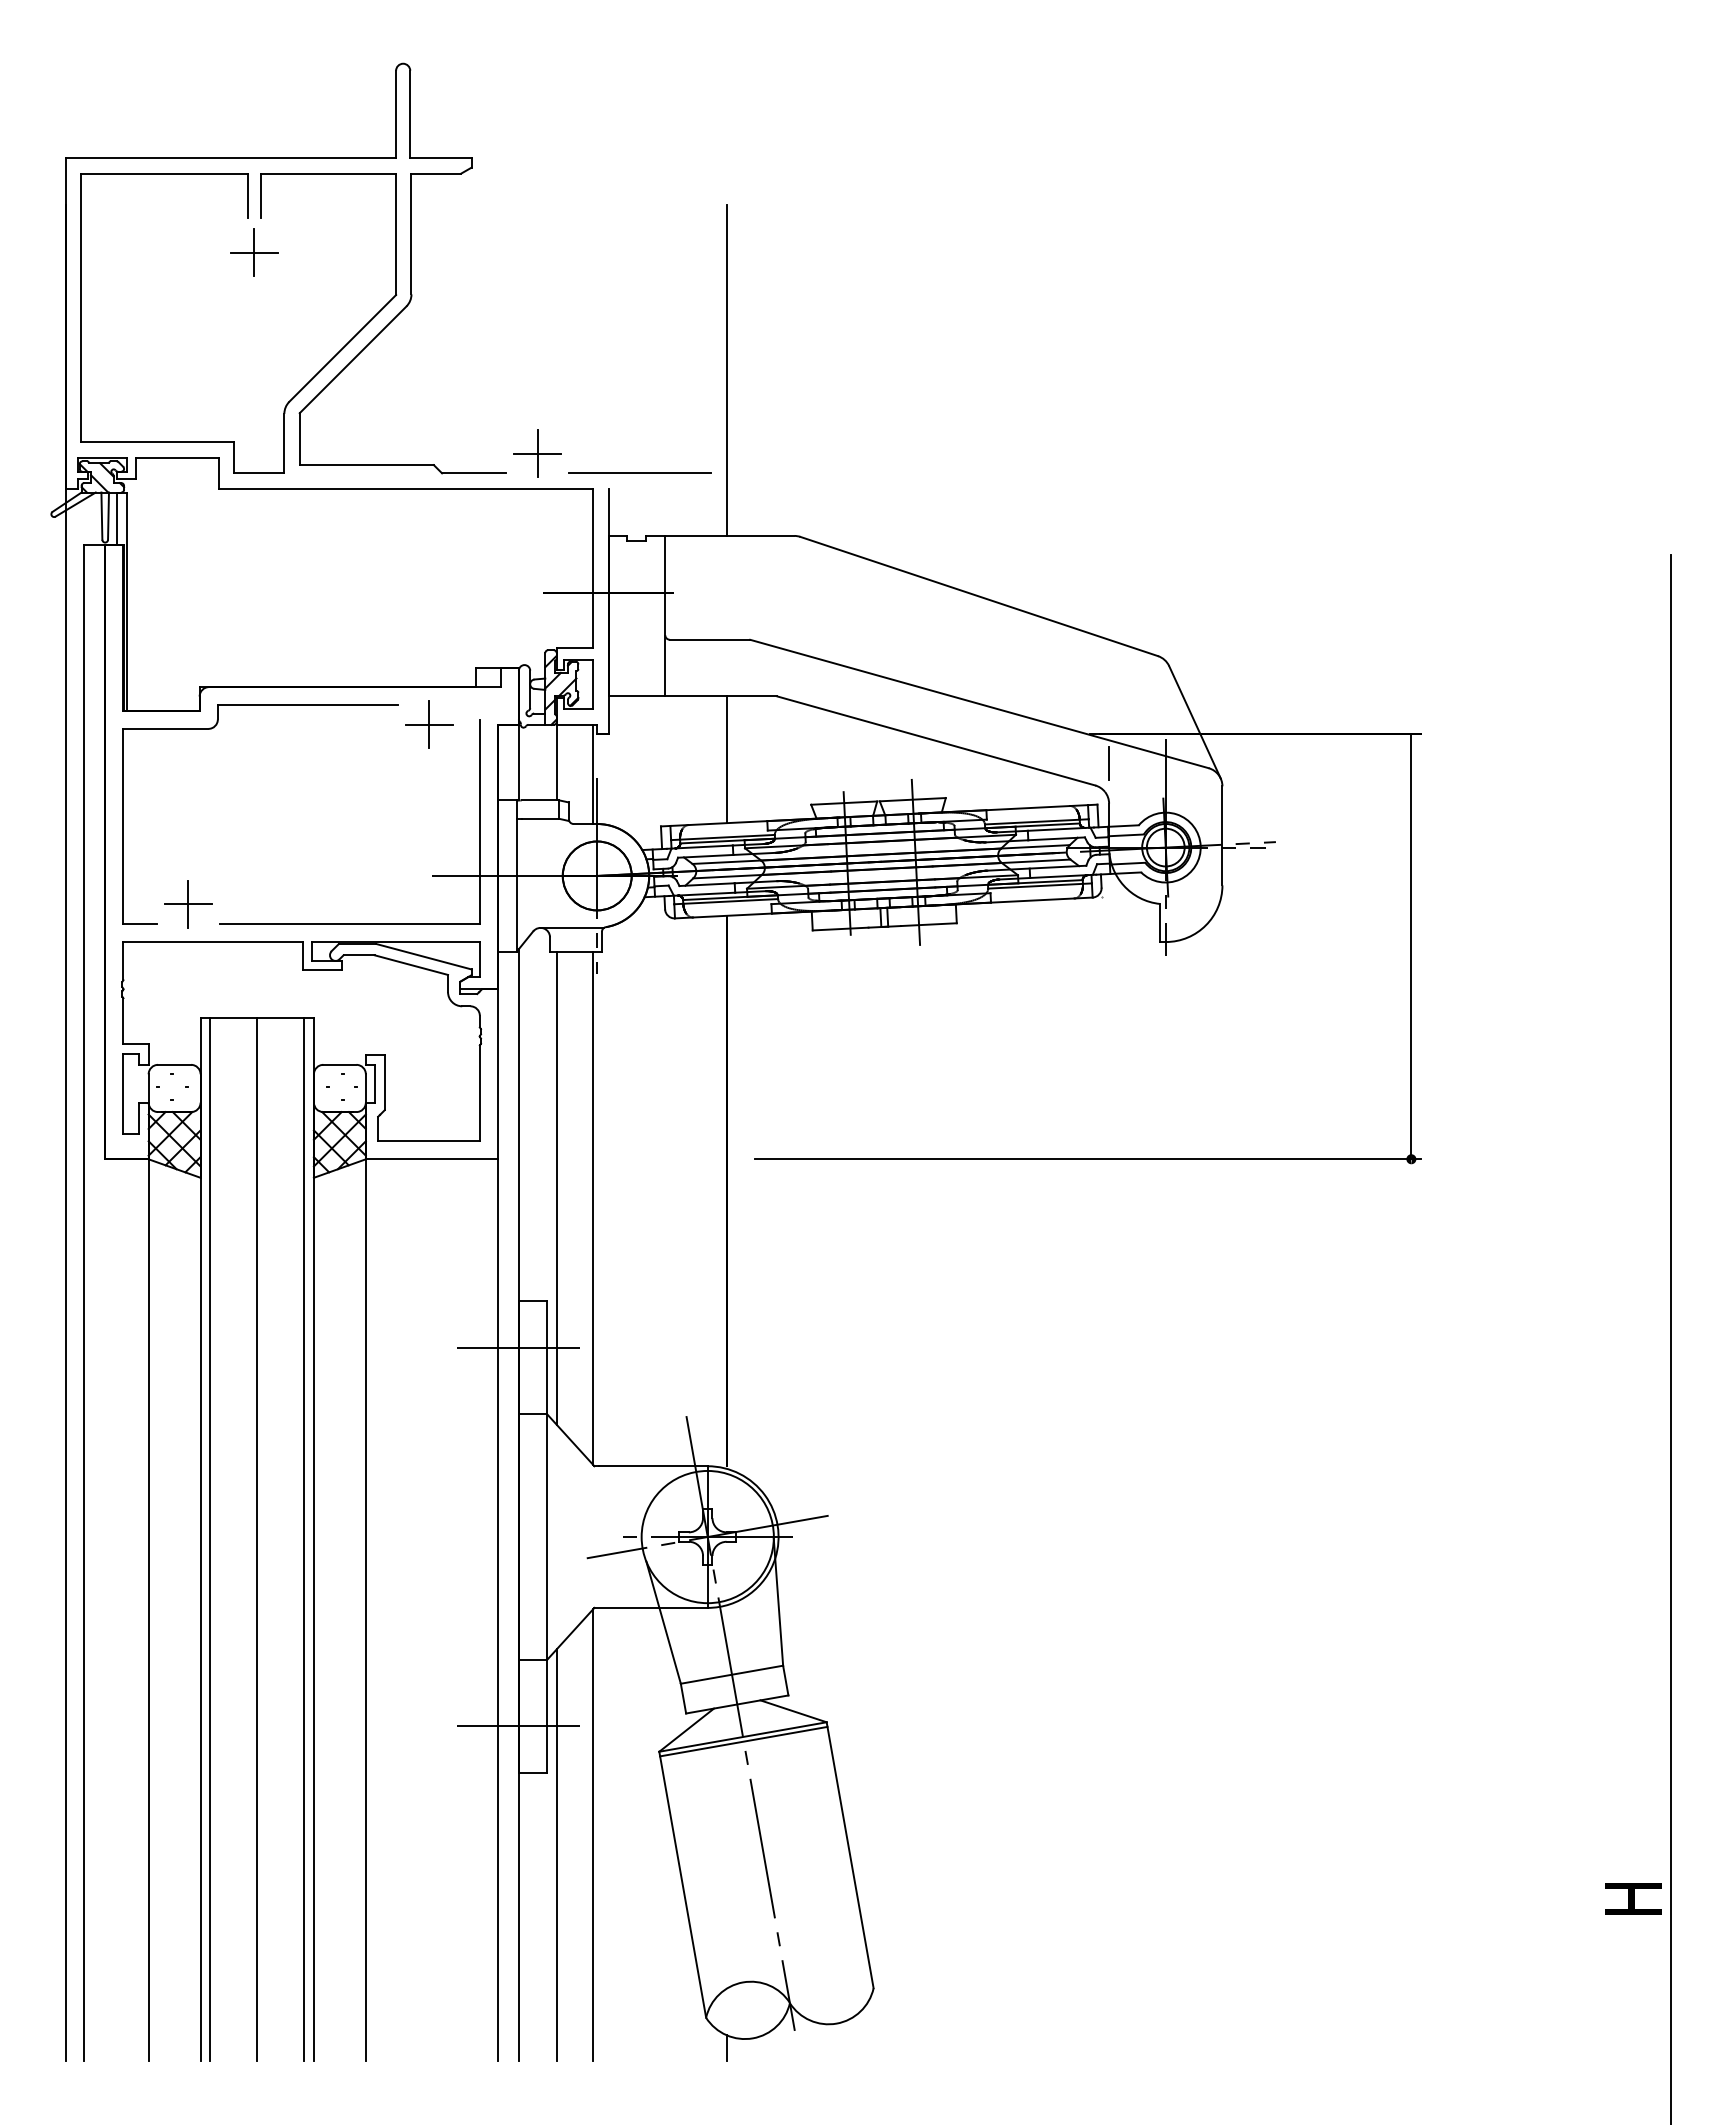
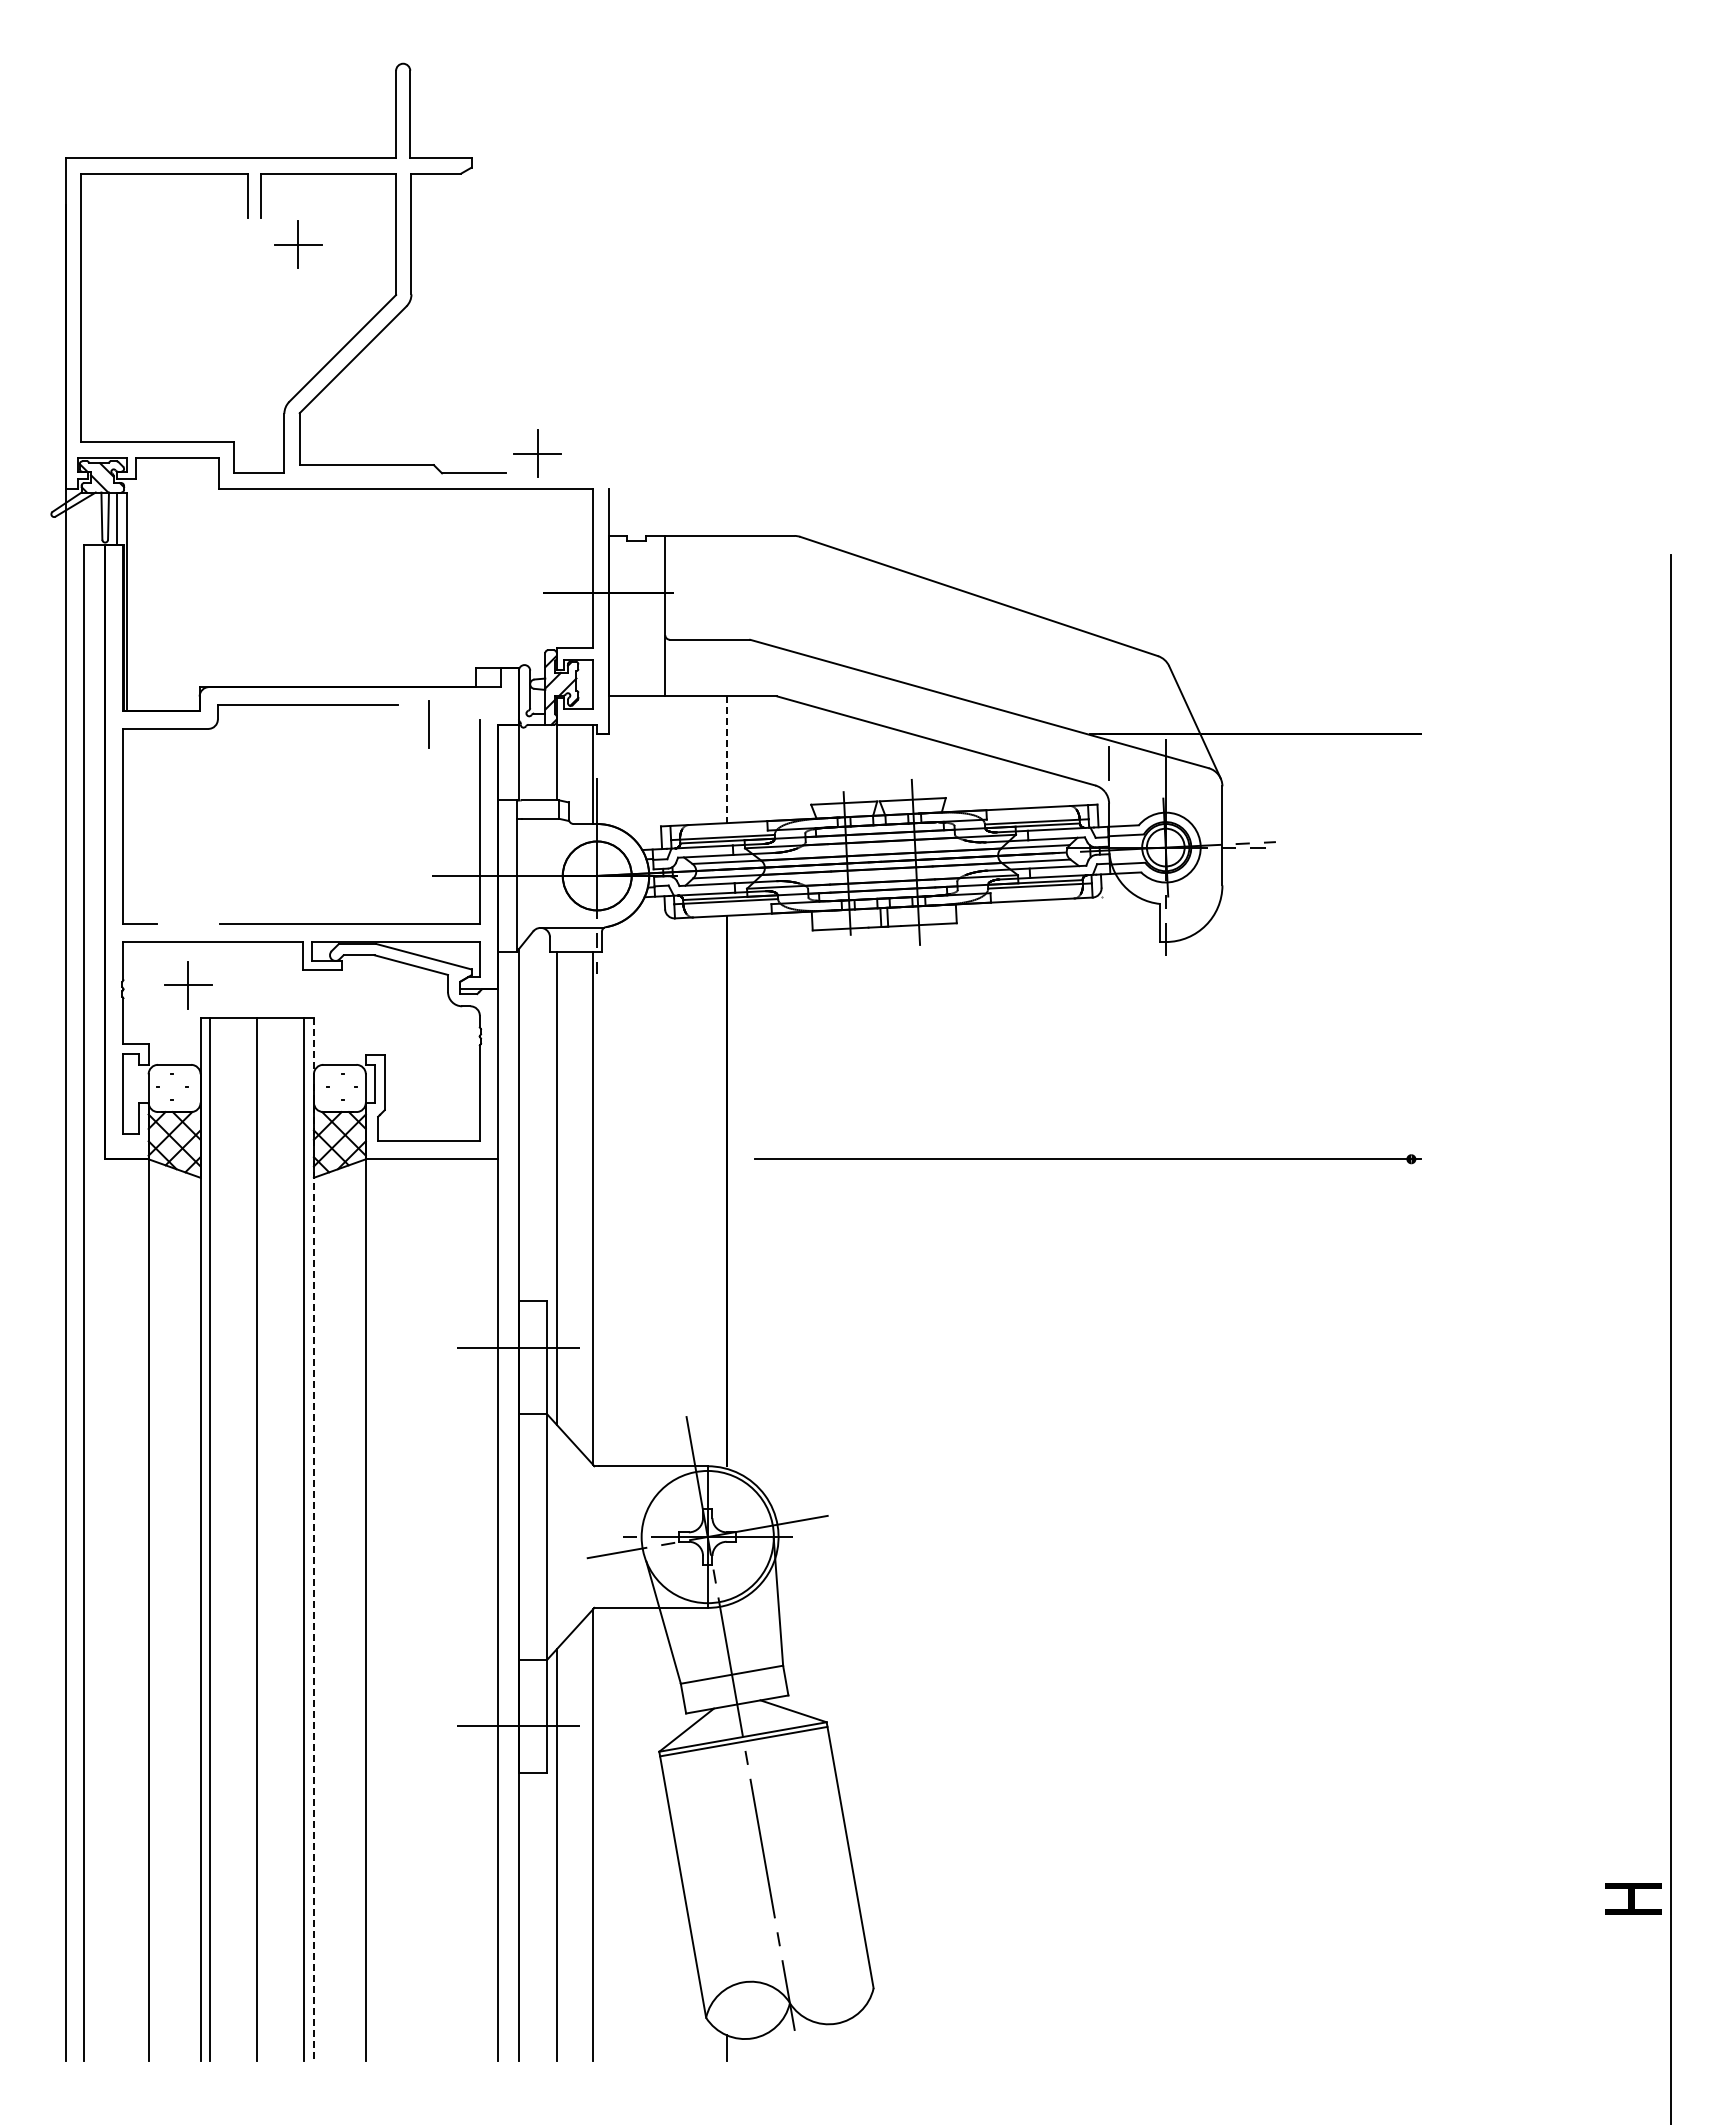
part position: (254, 252) -> (298, 244) (298, 244)
line: present -> none (726, 370)
line: present -> none (640, 473)
line: present -> none (428, 724)
line: solid -> dashed (726, 760)
part position: (188, 904) -> (188, 985) (188, 985)
line: present -> none (1411, 946)
line: solid -> dashed (313, 1539)
